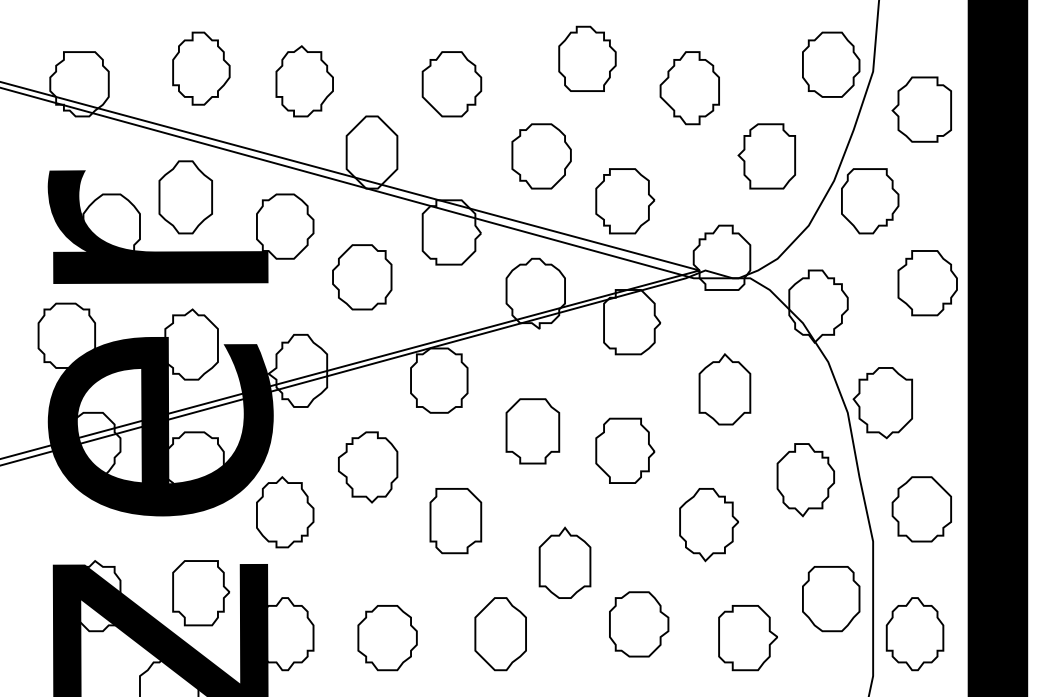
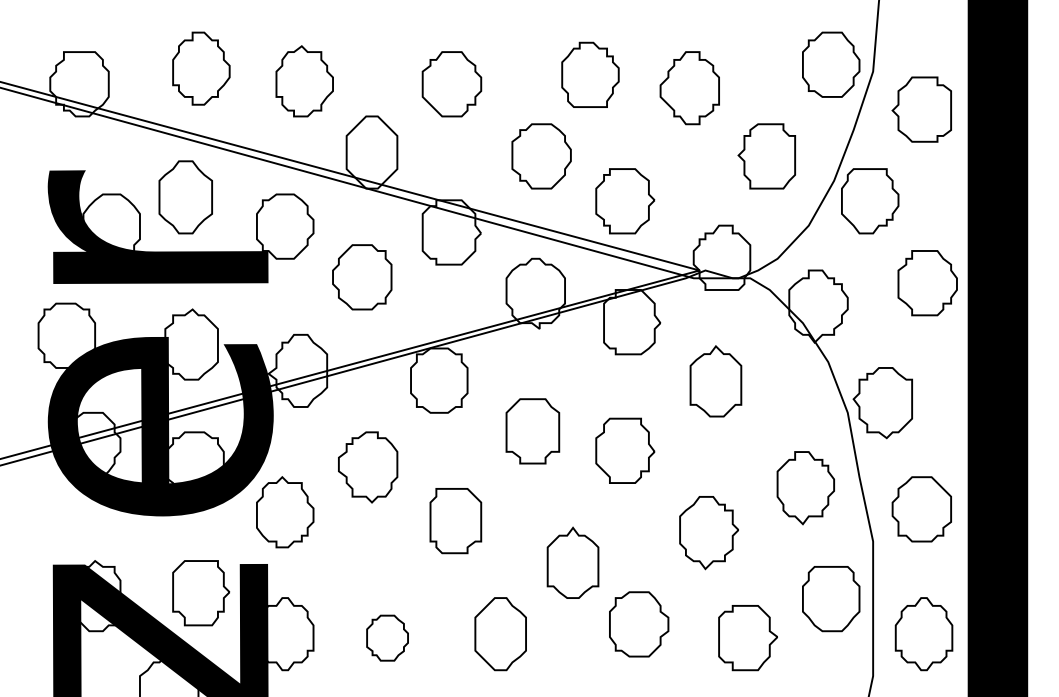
part position: (587, 58) -> (590, 74) (590, 74)
part position: (724, 389) -> (715, 381) (715, 381)
part position: (805, 480) -> (805, 488) (805, 488)
part position: (708, 525) -> (708, 533) (708, 533)
part position: (564, 562) -> (572, 562) (572, 562)
part position: (914, 634) -> (923, 634) (923, 634)
part size: 61x67 px -> 43x48 px (387, 637)
